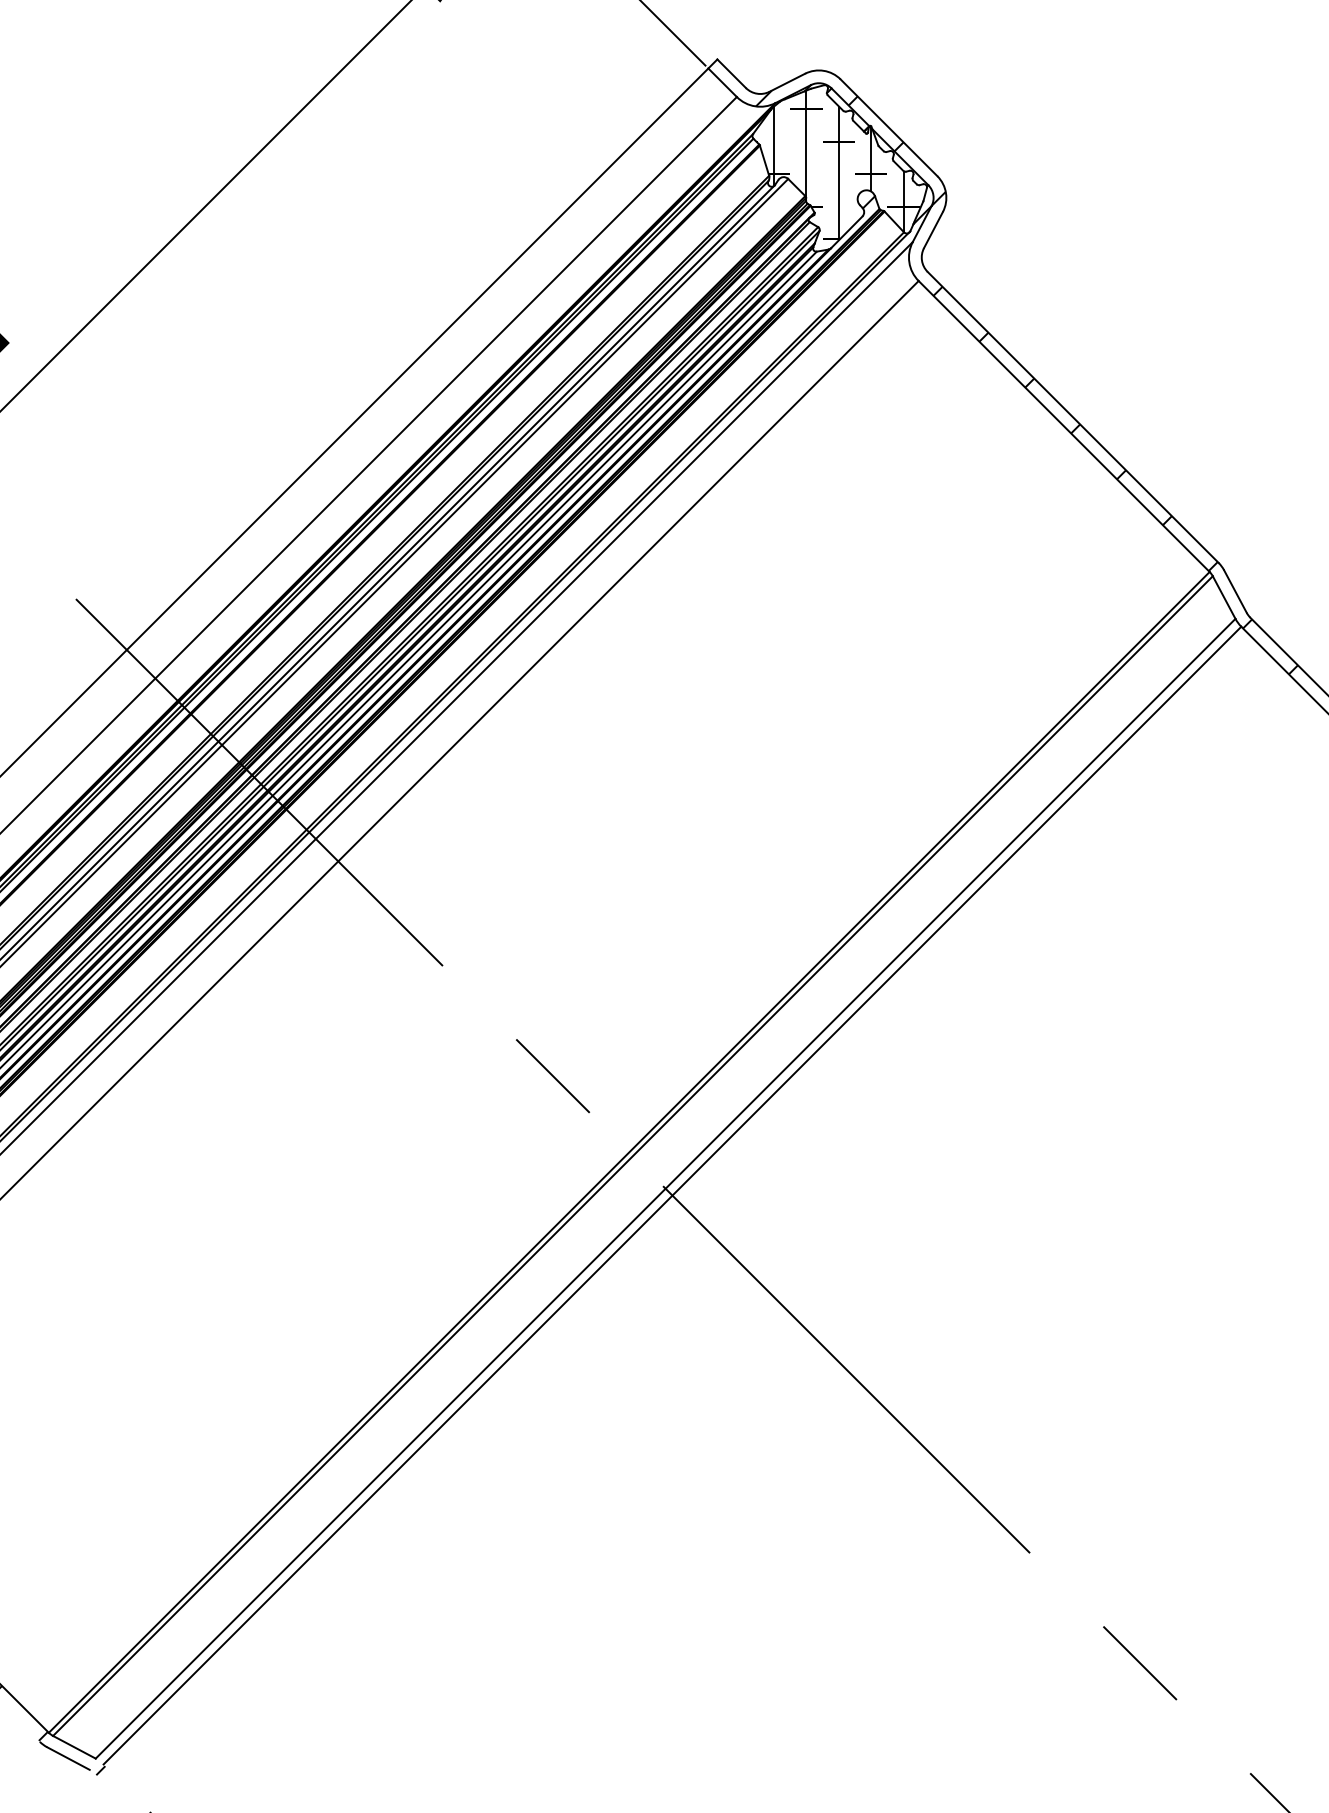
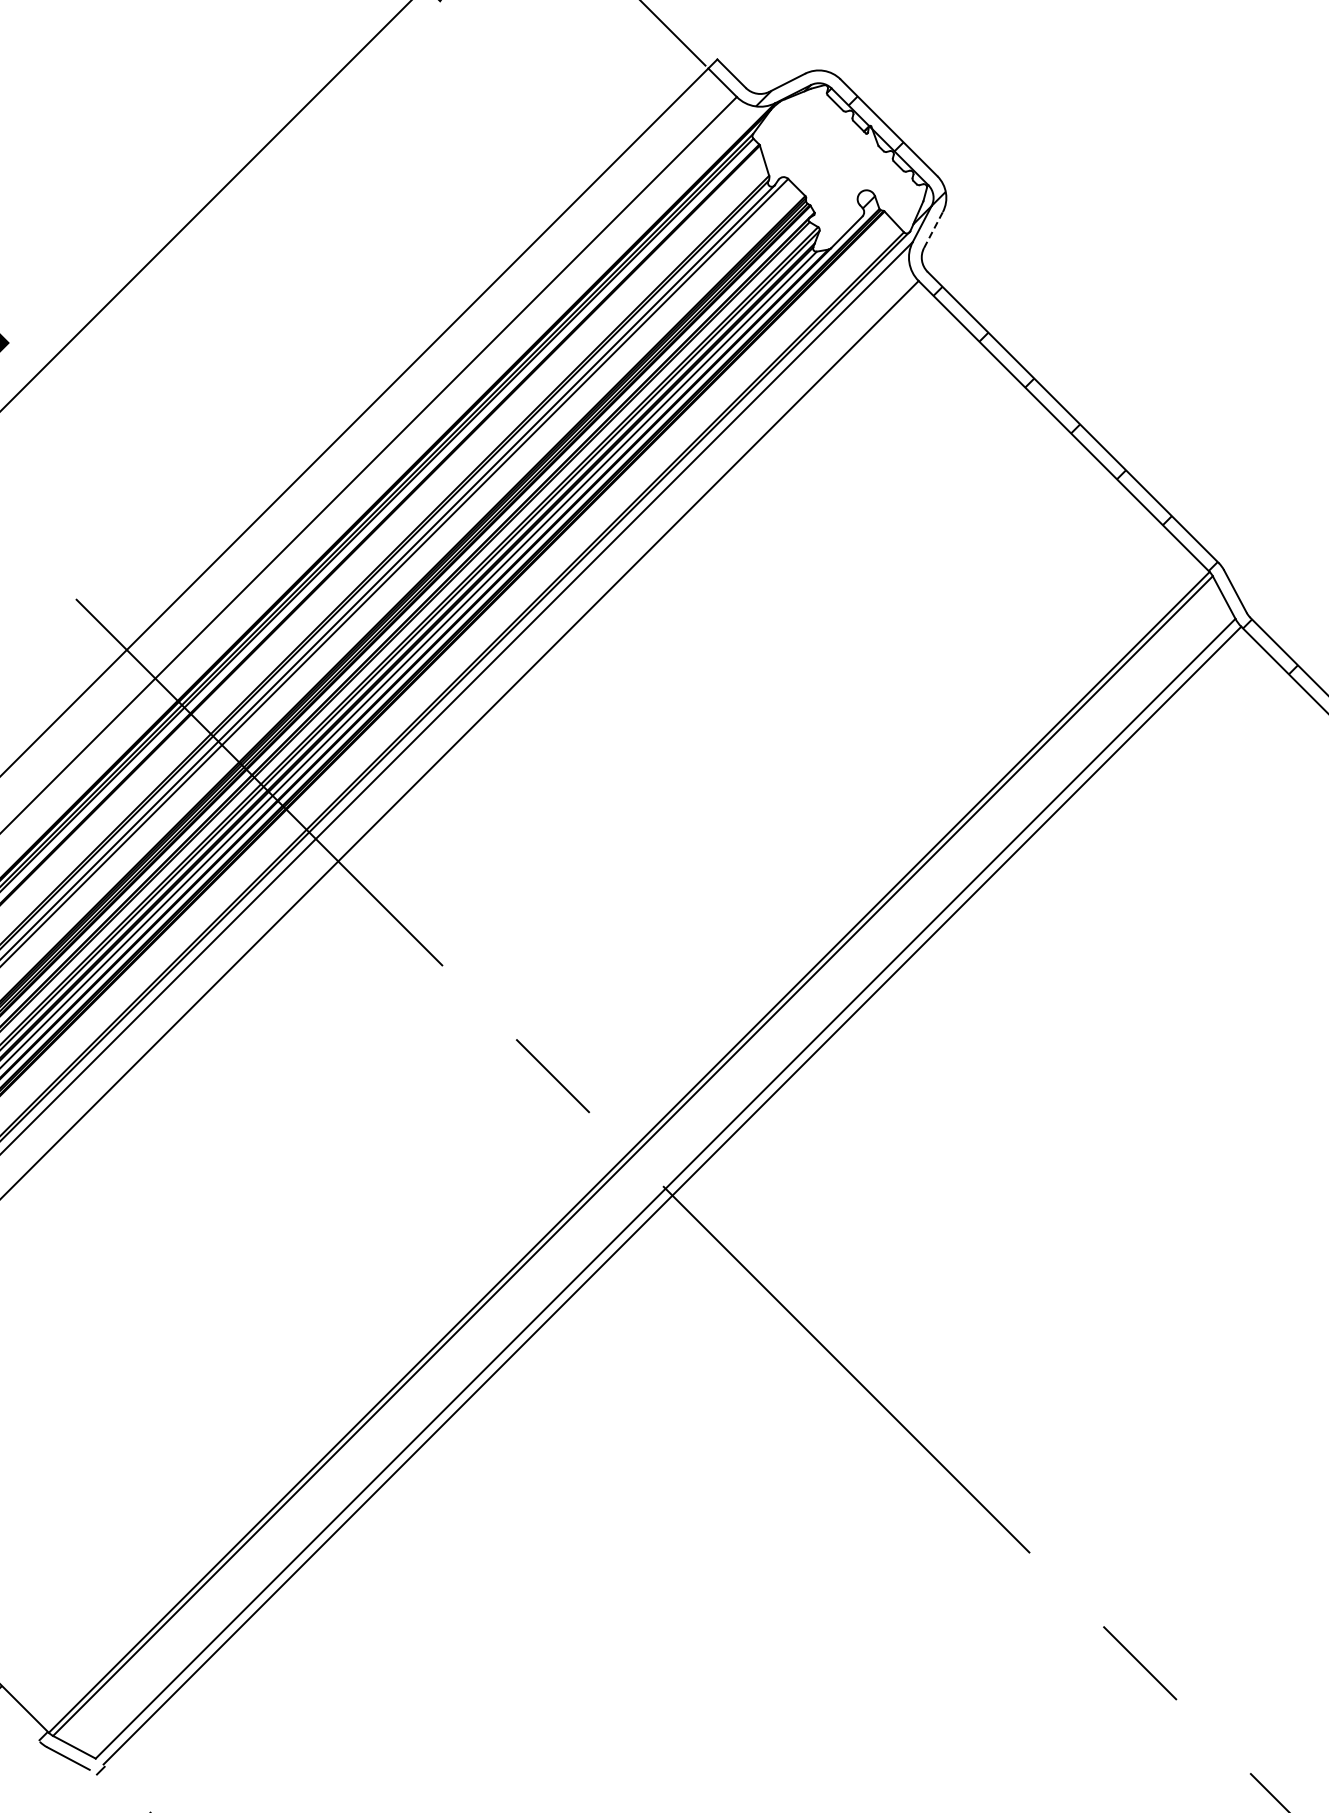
hatch: present -> none (837, 165)
line: solid -> dashed (933, 229)
